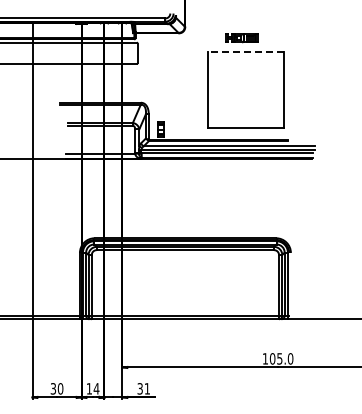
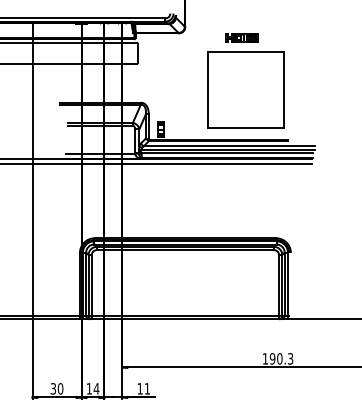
line: dashed -> solid (245, 52)
line: none -> present (157, 164)
text: 105.0 -> 190.3 (281, 358)
text: 31 -> 11 (139, 388)
